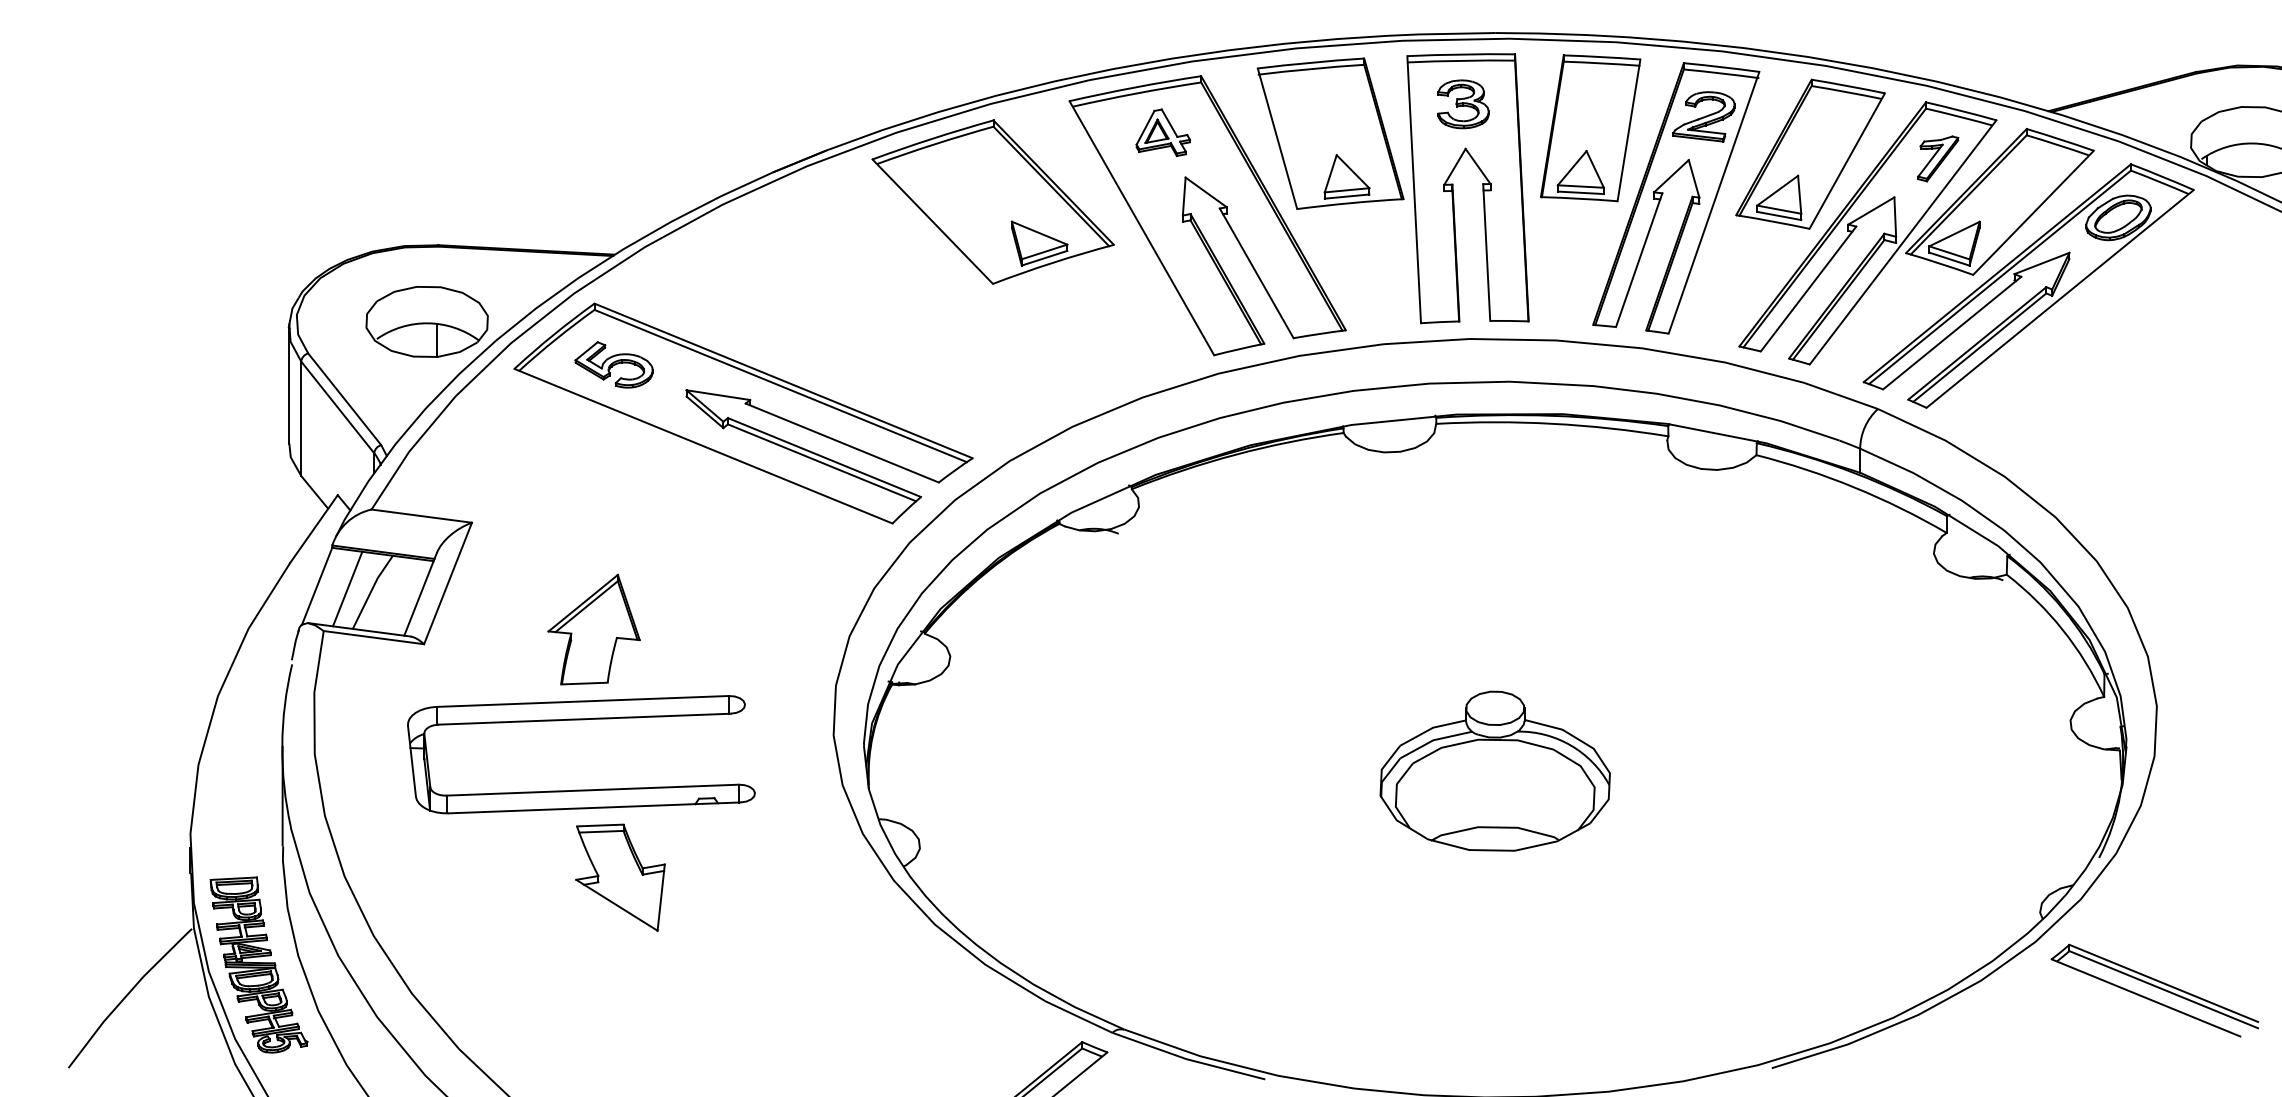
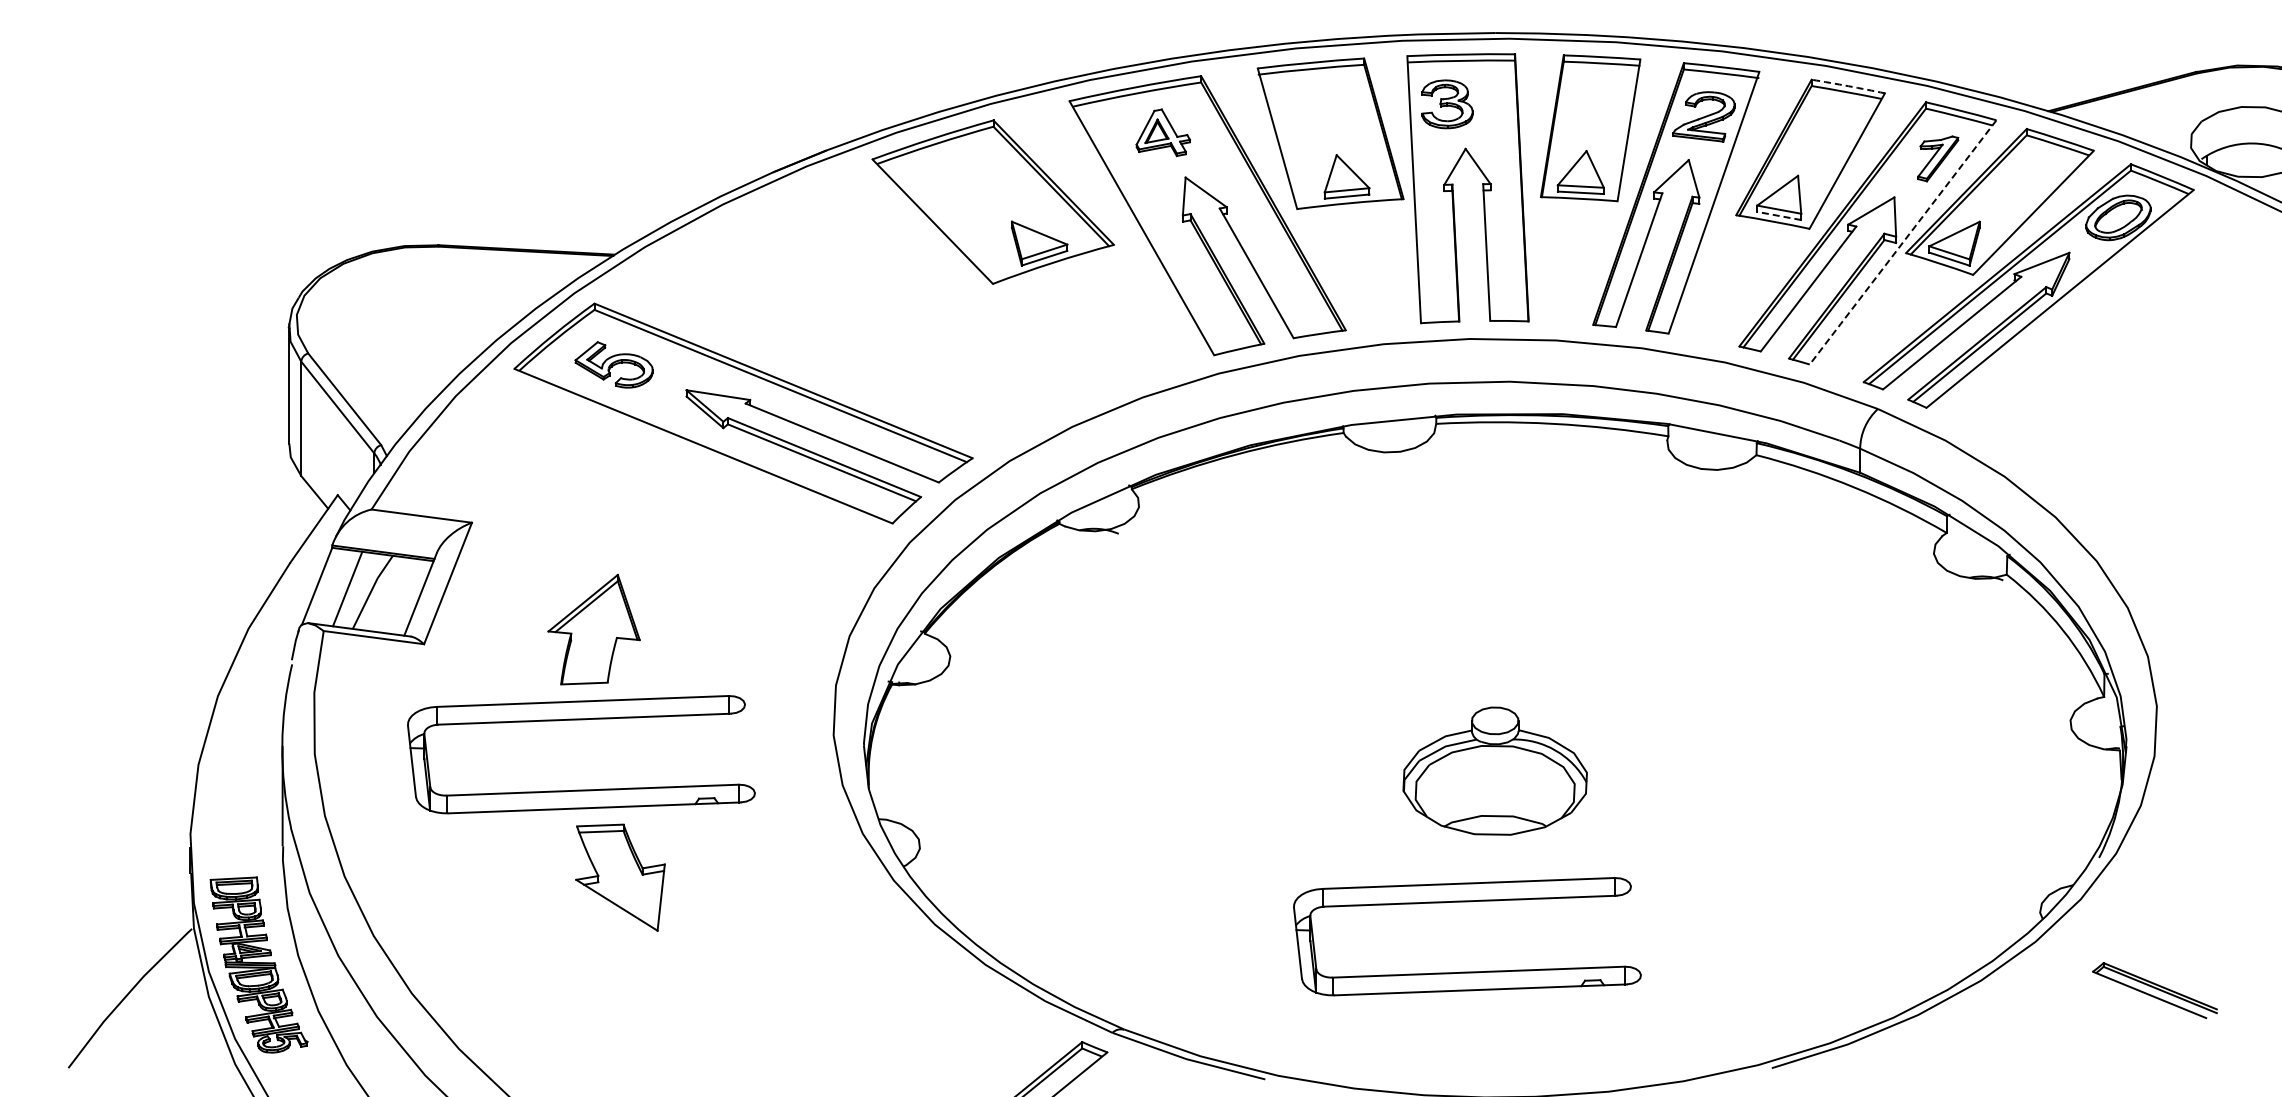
arc: solid -> dashed (1848, 86)
part position: (1463, 104) -> (1447, 104) (1447, 104)
line: solid -> dashed (1778, 215)
line: solid -> dashed (1903, 242)
part: present -> none (426, 321)
part size: 232x162 px -> 186x130 px (1494, 770)
part: none -> present (1467, 902)
part size: 210x95 px -> 126x58 px (2154, 990)
